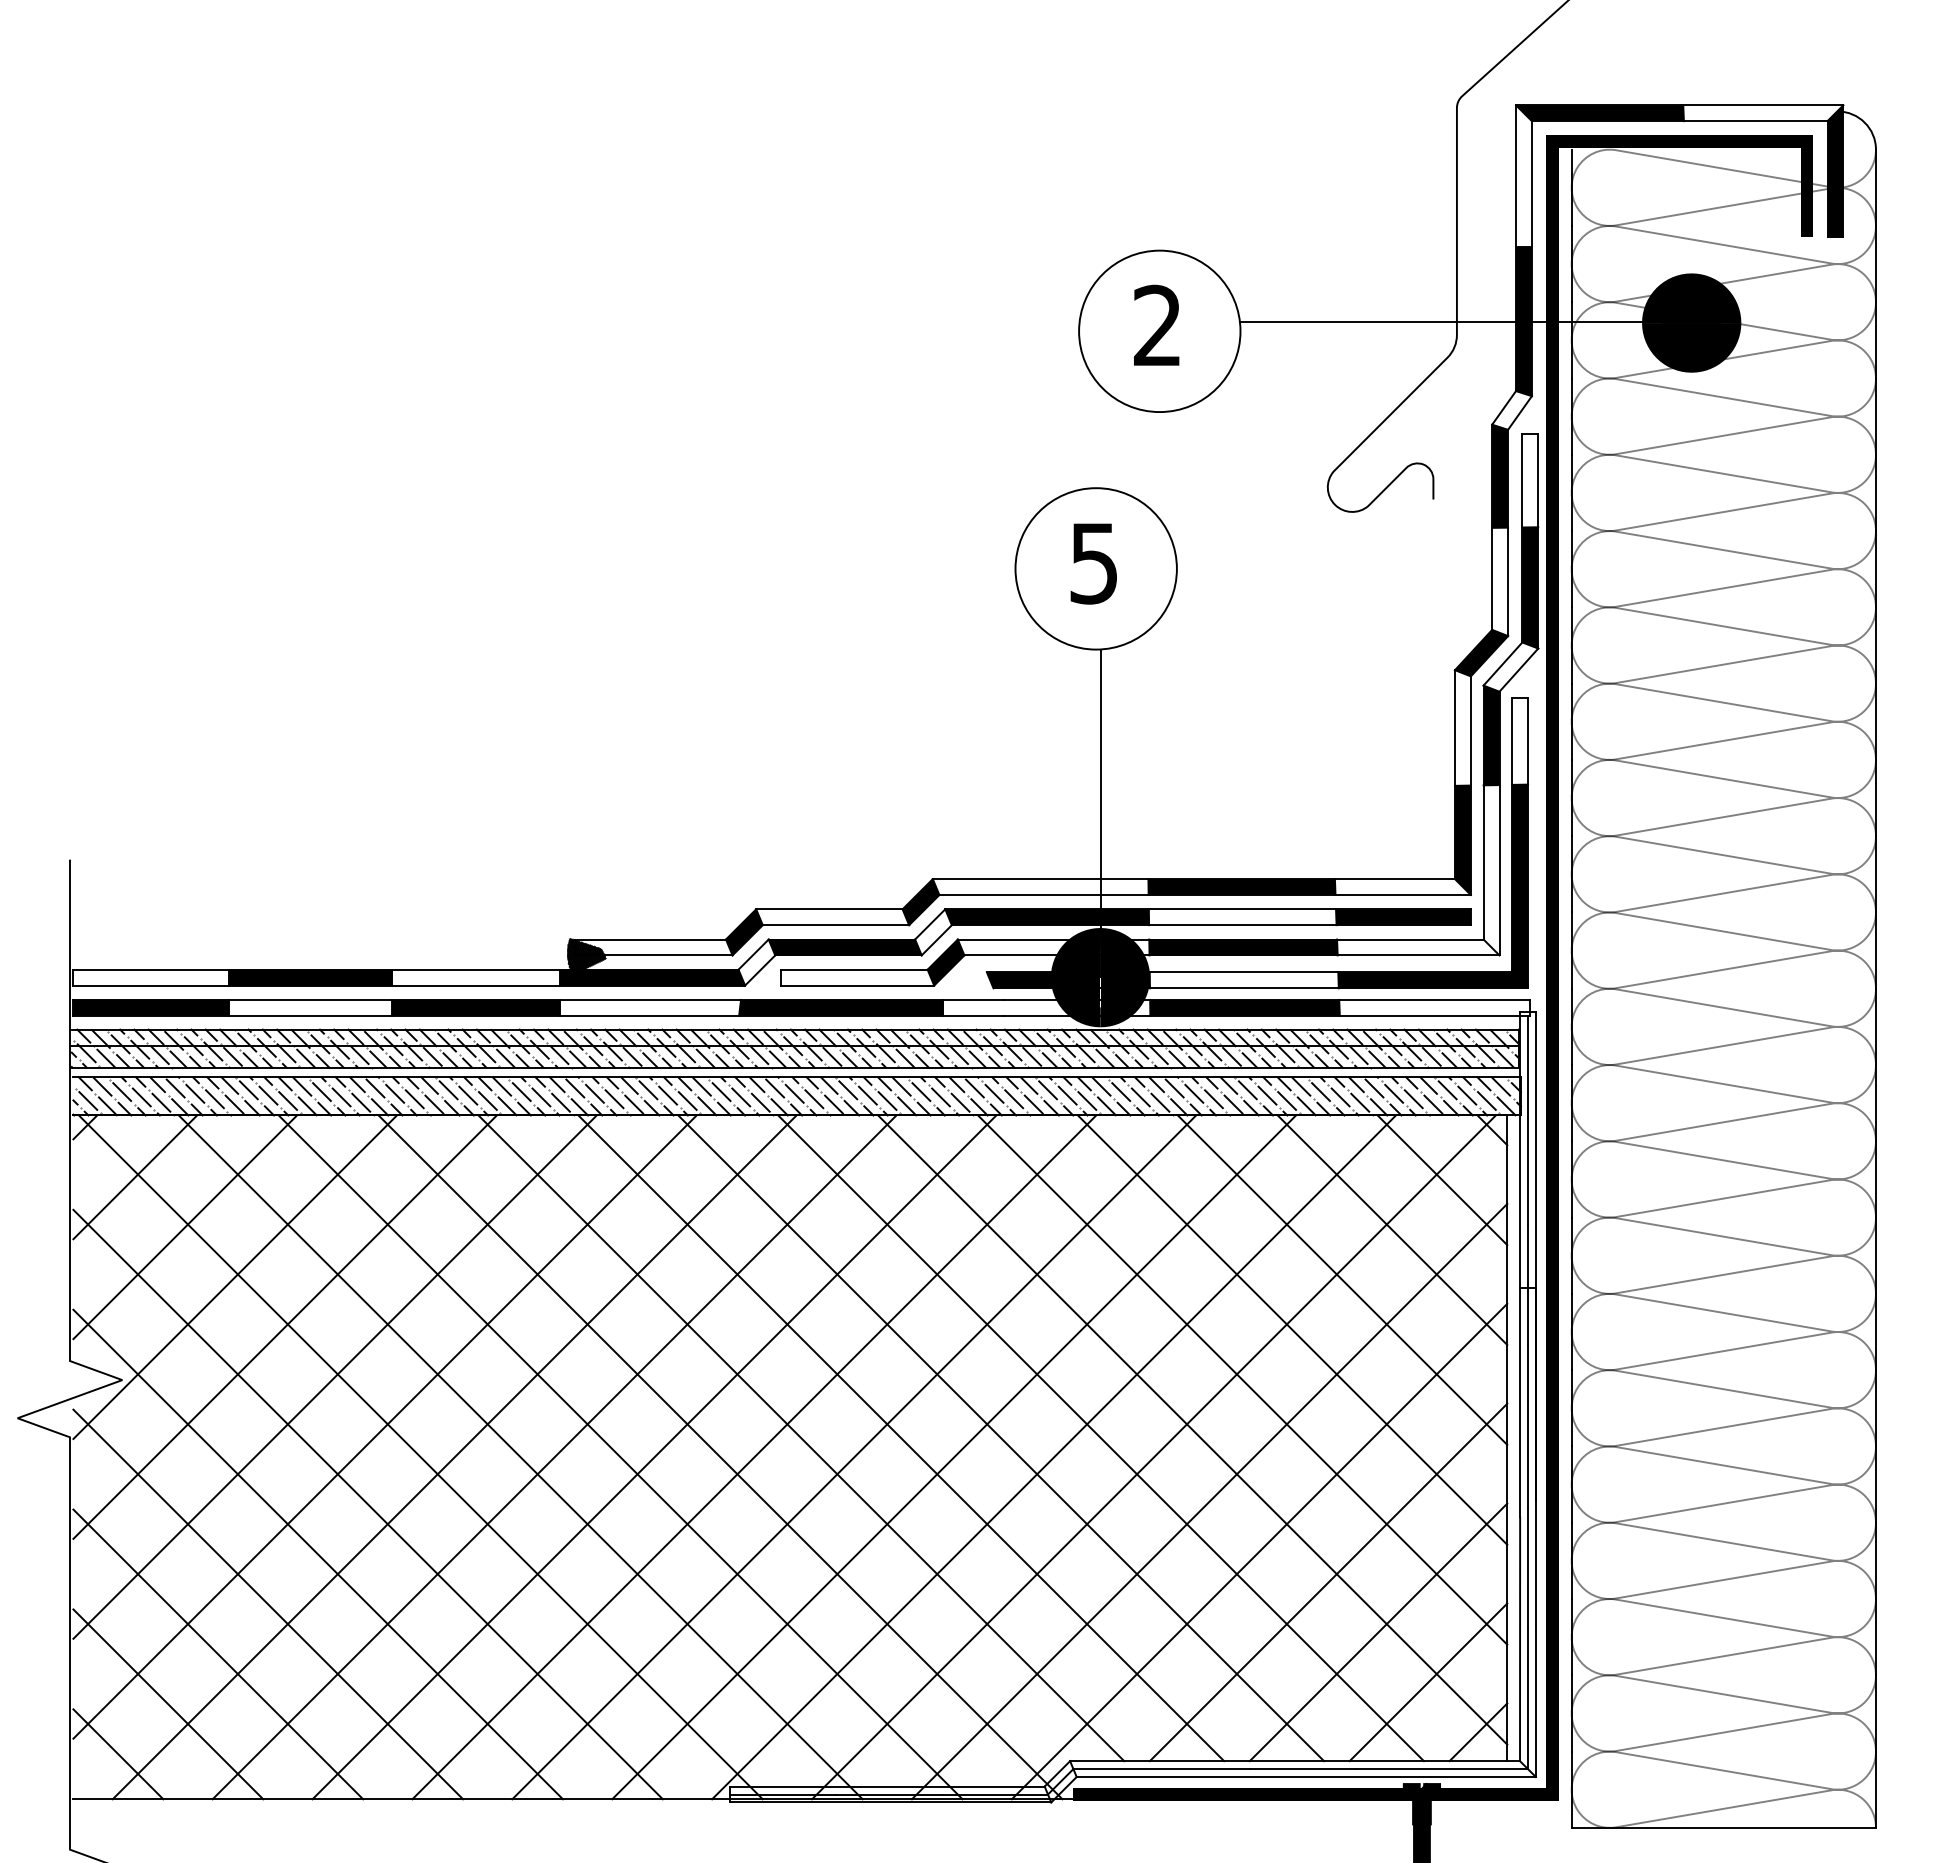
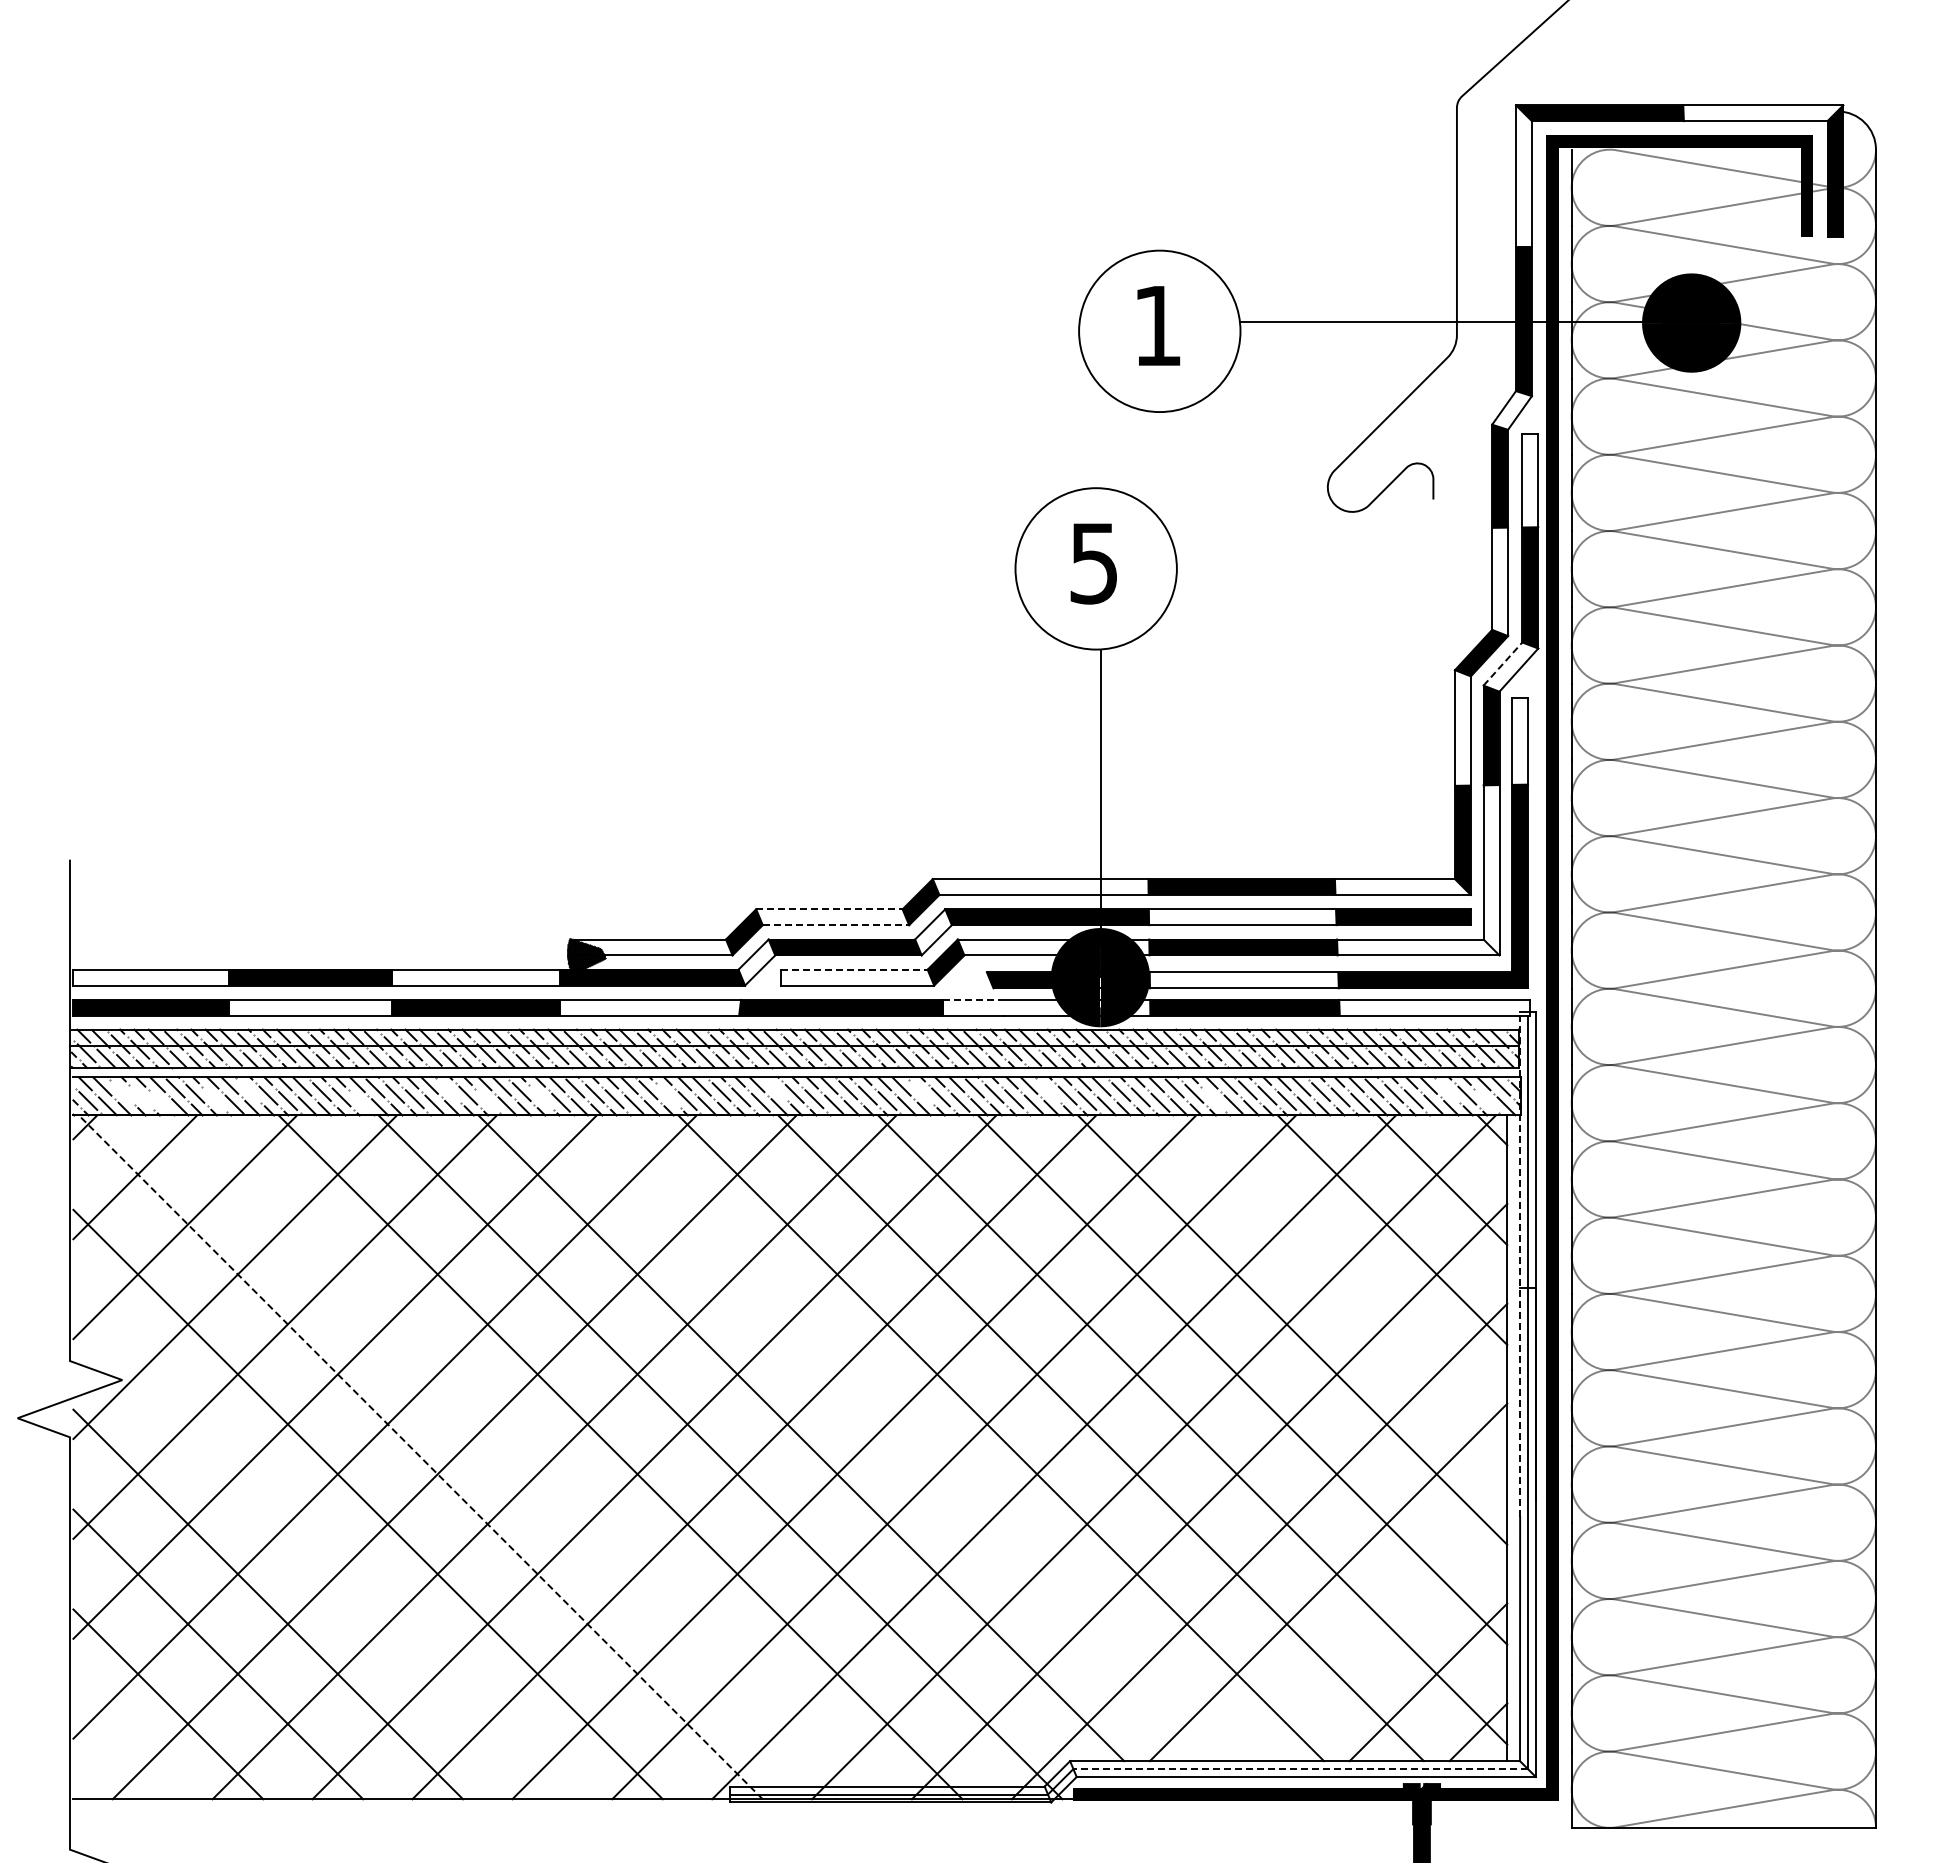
text: 2 -> 1 (1157, 324)
line: solid -> dashed (1503, 663)
line: solid -> dashed (829, 909)
line: solid -> dashed (836, 925)
line: solid -> dashed (854, 969)
line: solid -> dashed (974, 999)
line: present -> none (775, 1088)
line: present -> none (248, 1090)
line: present -> none (448, 1090)
line: present -> none (1047, 1090)
line: present -> none (1447, 1090)
line: present -> none (122, 1091)
line: present -> none (921, 1091)
line: present -> none (667, 1095)
line: present -> none (141, 1097)
line: present -> none (541, 1097)
line: present -> none (214, 1099)
line: present -> none (1213, 1099)
line: present -> none (487, 1100)
line: present -> none (1486, 1100)
line: present -> none (161, 1102)
line: present -> none (361, 1102)
line: solid -> dashed (1520, 1264)
line: present -> none (1342, 1279)
line: present -> none (901, 1438)
line: solid -> dashed (420, 1457)
line: present -> none (520, 1457)
line: present -> none (317, 1554)
line: present -> none (1378, 1632)
line: present -> none (118, 1754)
line: solid -> dashed (1300, 1769)
